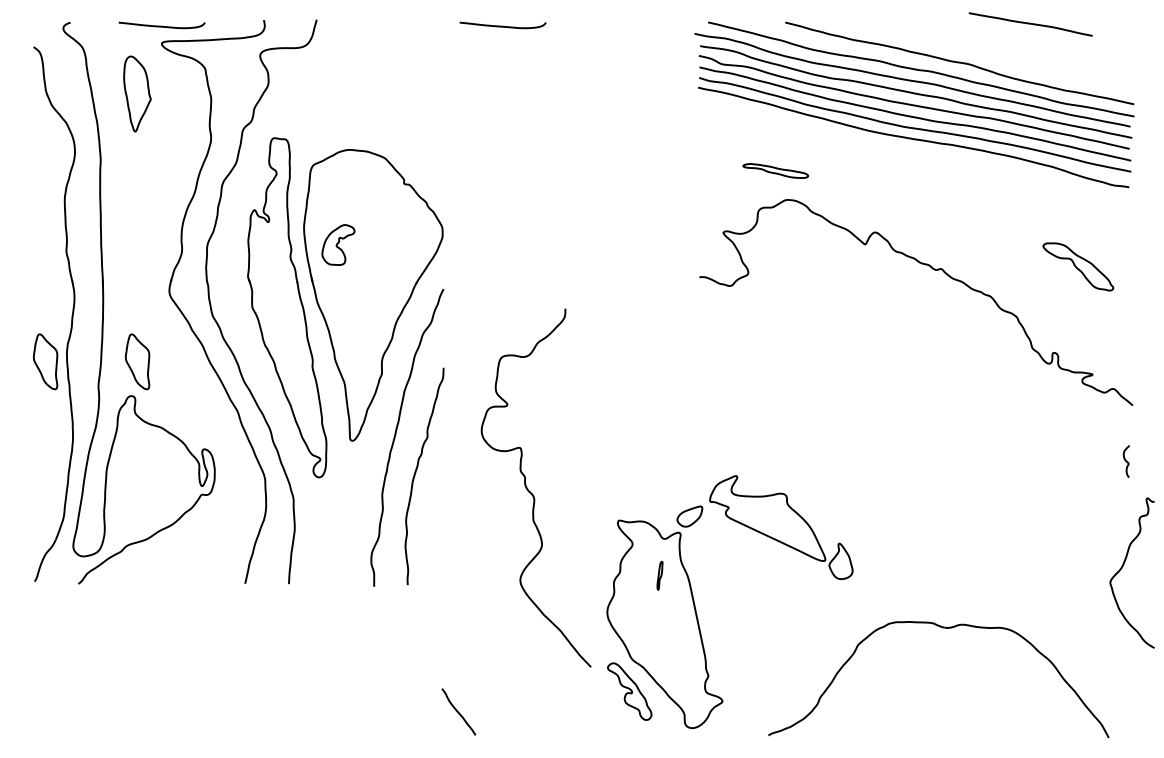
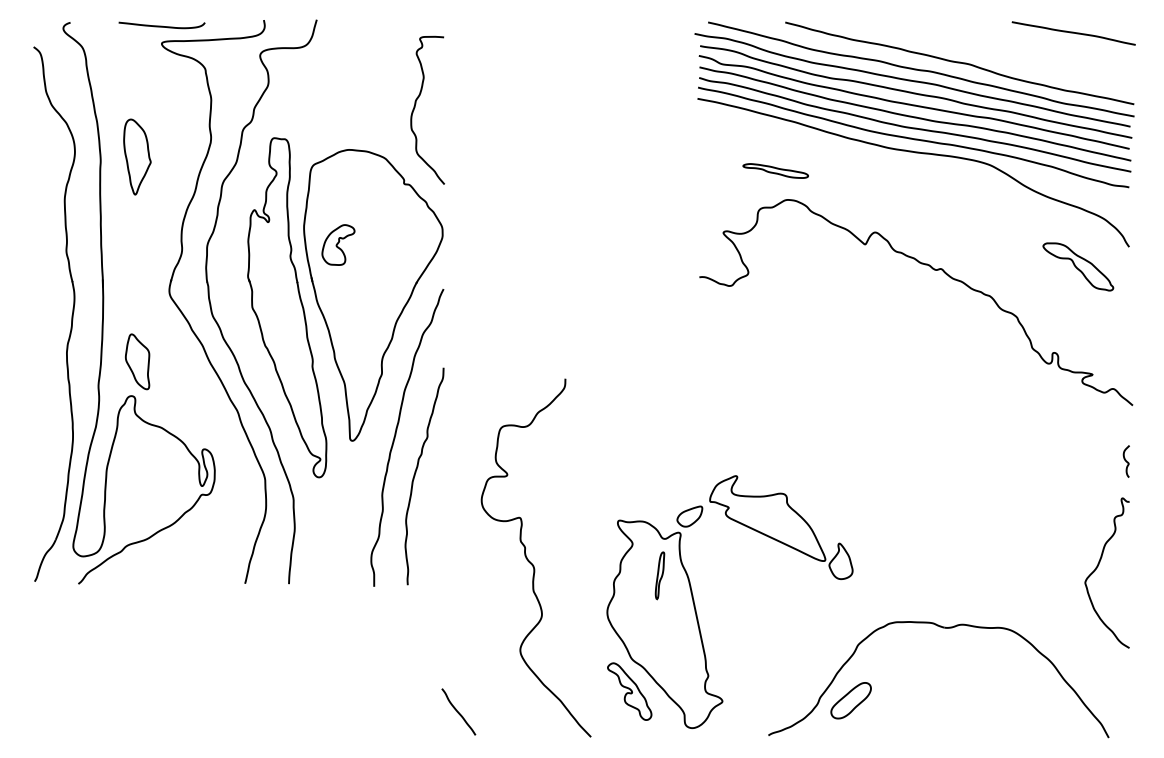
curve position: (1030, 24) -> (1073, 33) (1073, 33)
curve: present -> none (502, 25)
part position: (137, 93) -> (137, 156) (137, 156)
curve: none -> present (416, 104)
curve: none -> present (915, 153)
part: present -> none (45, 361)
curve position: (530, 491) -> (530, 561) (530, 561)
curve position: (1122, 568) -> (1097, 568) (1097, 568)
part size: 8x30 px -> 12x50 px (659, 575)
part: none -> present (850, 700)
